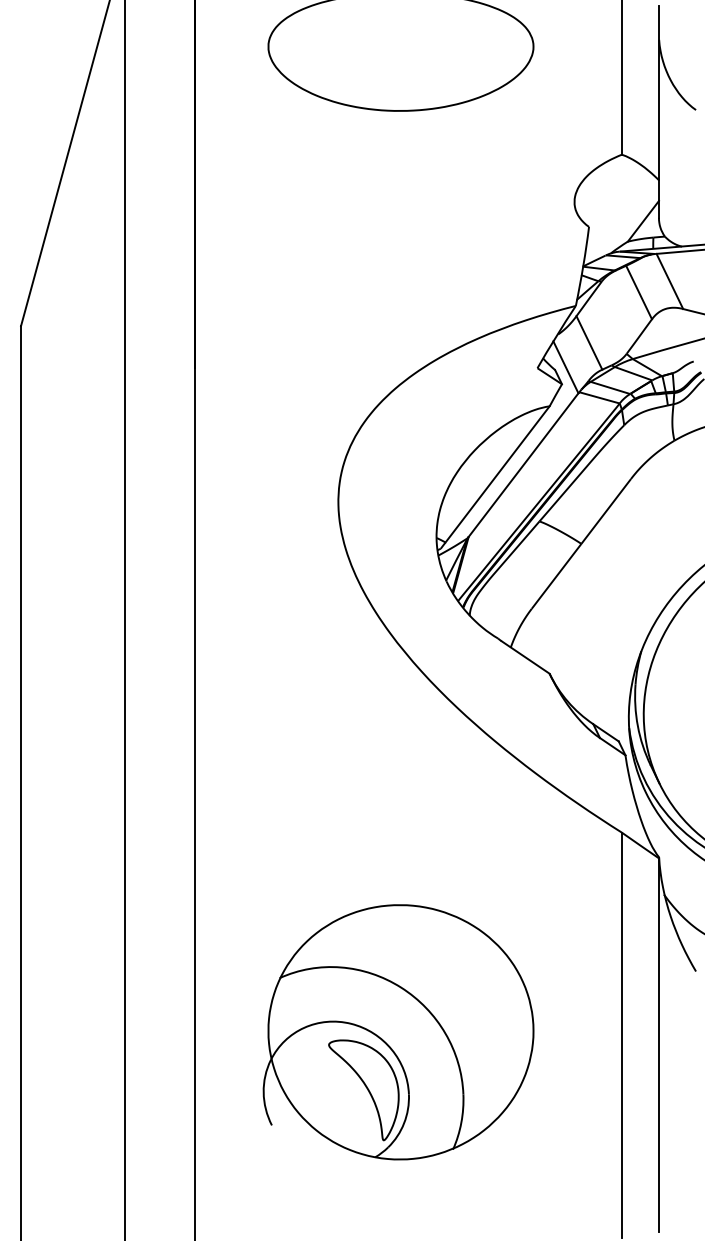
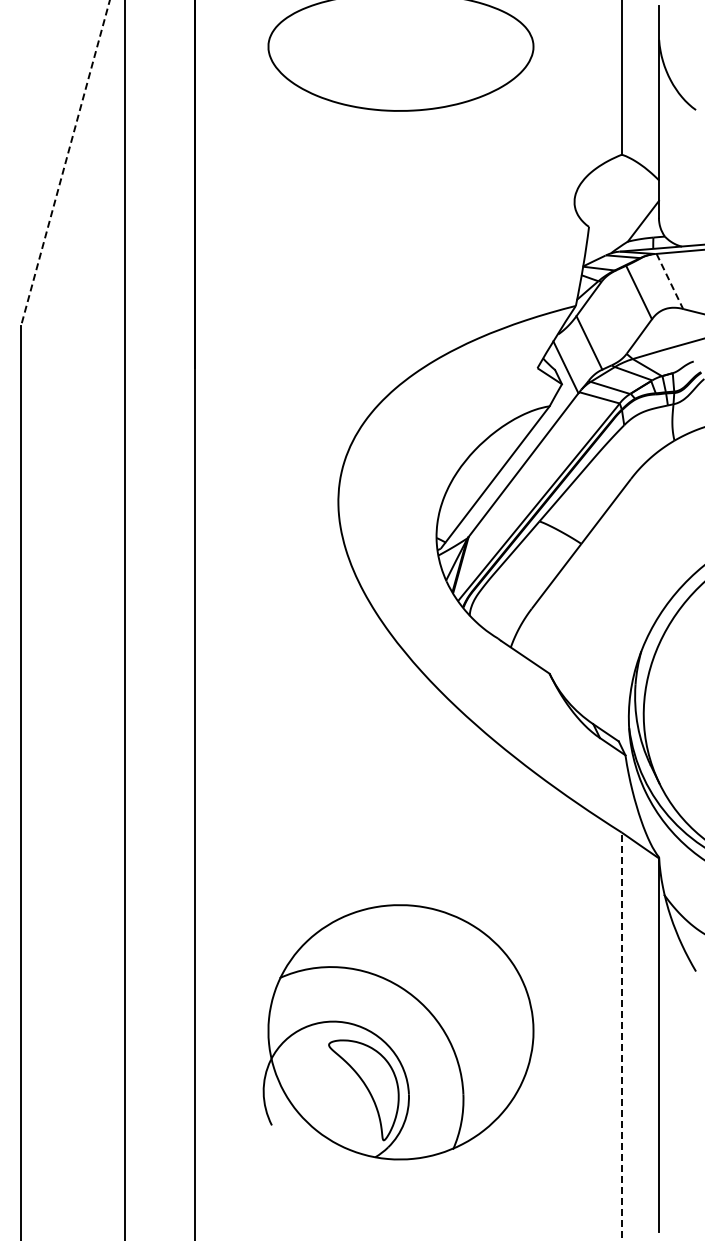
line: solid -> dashed (65, 163)
line: solid -> dashed (669, 281)
line: solid -> dashed (621, 1035)
